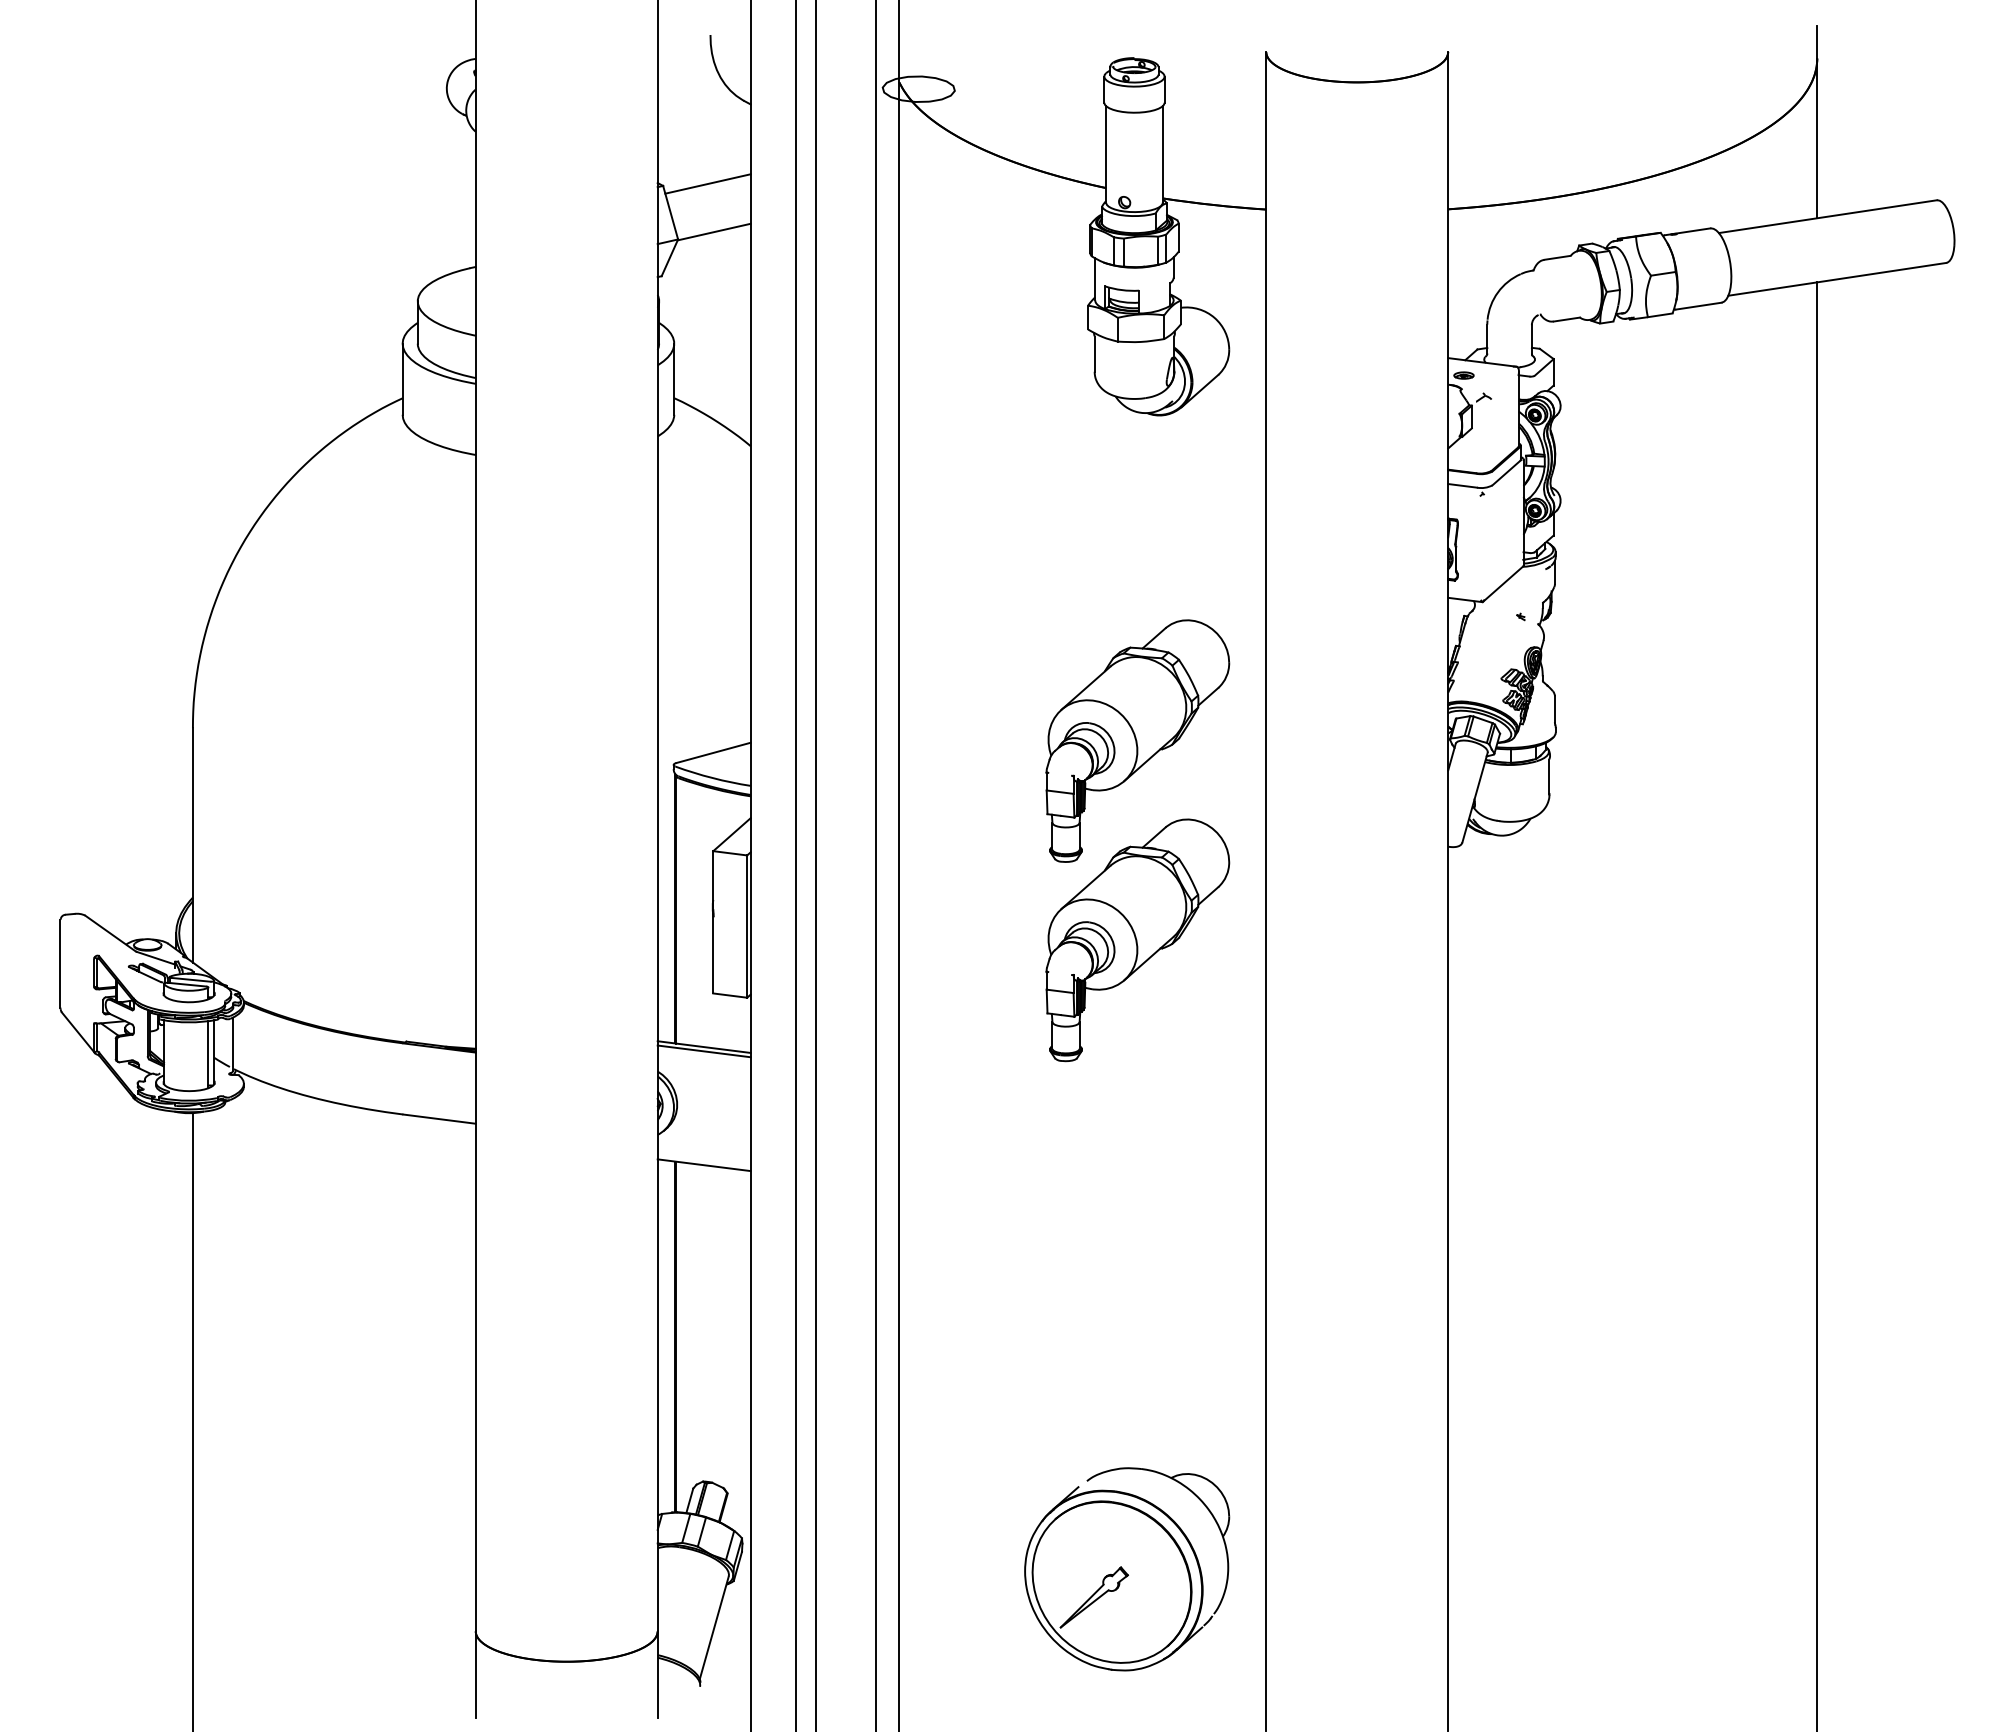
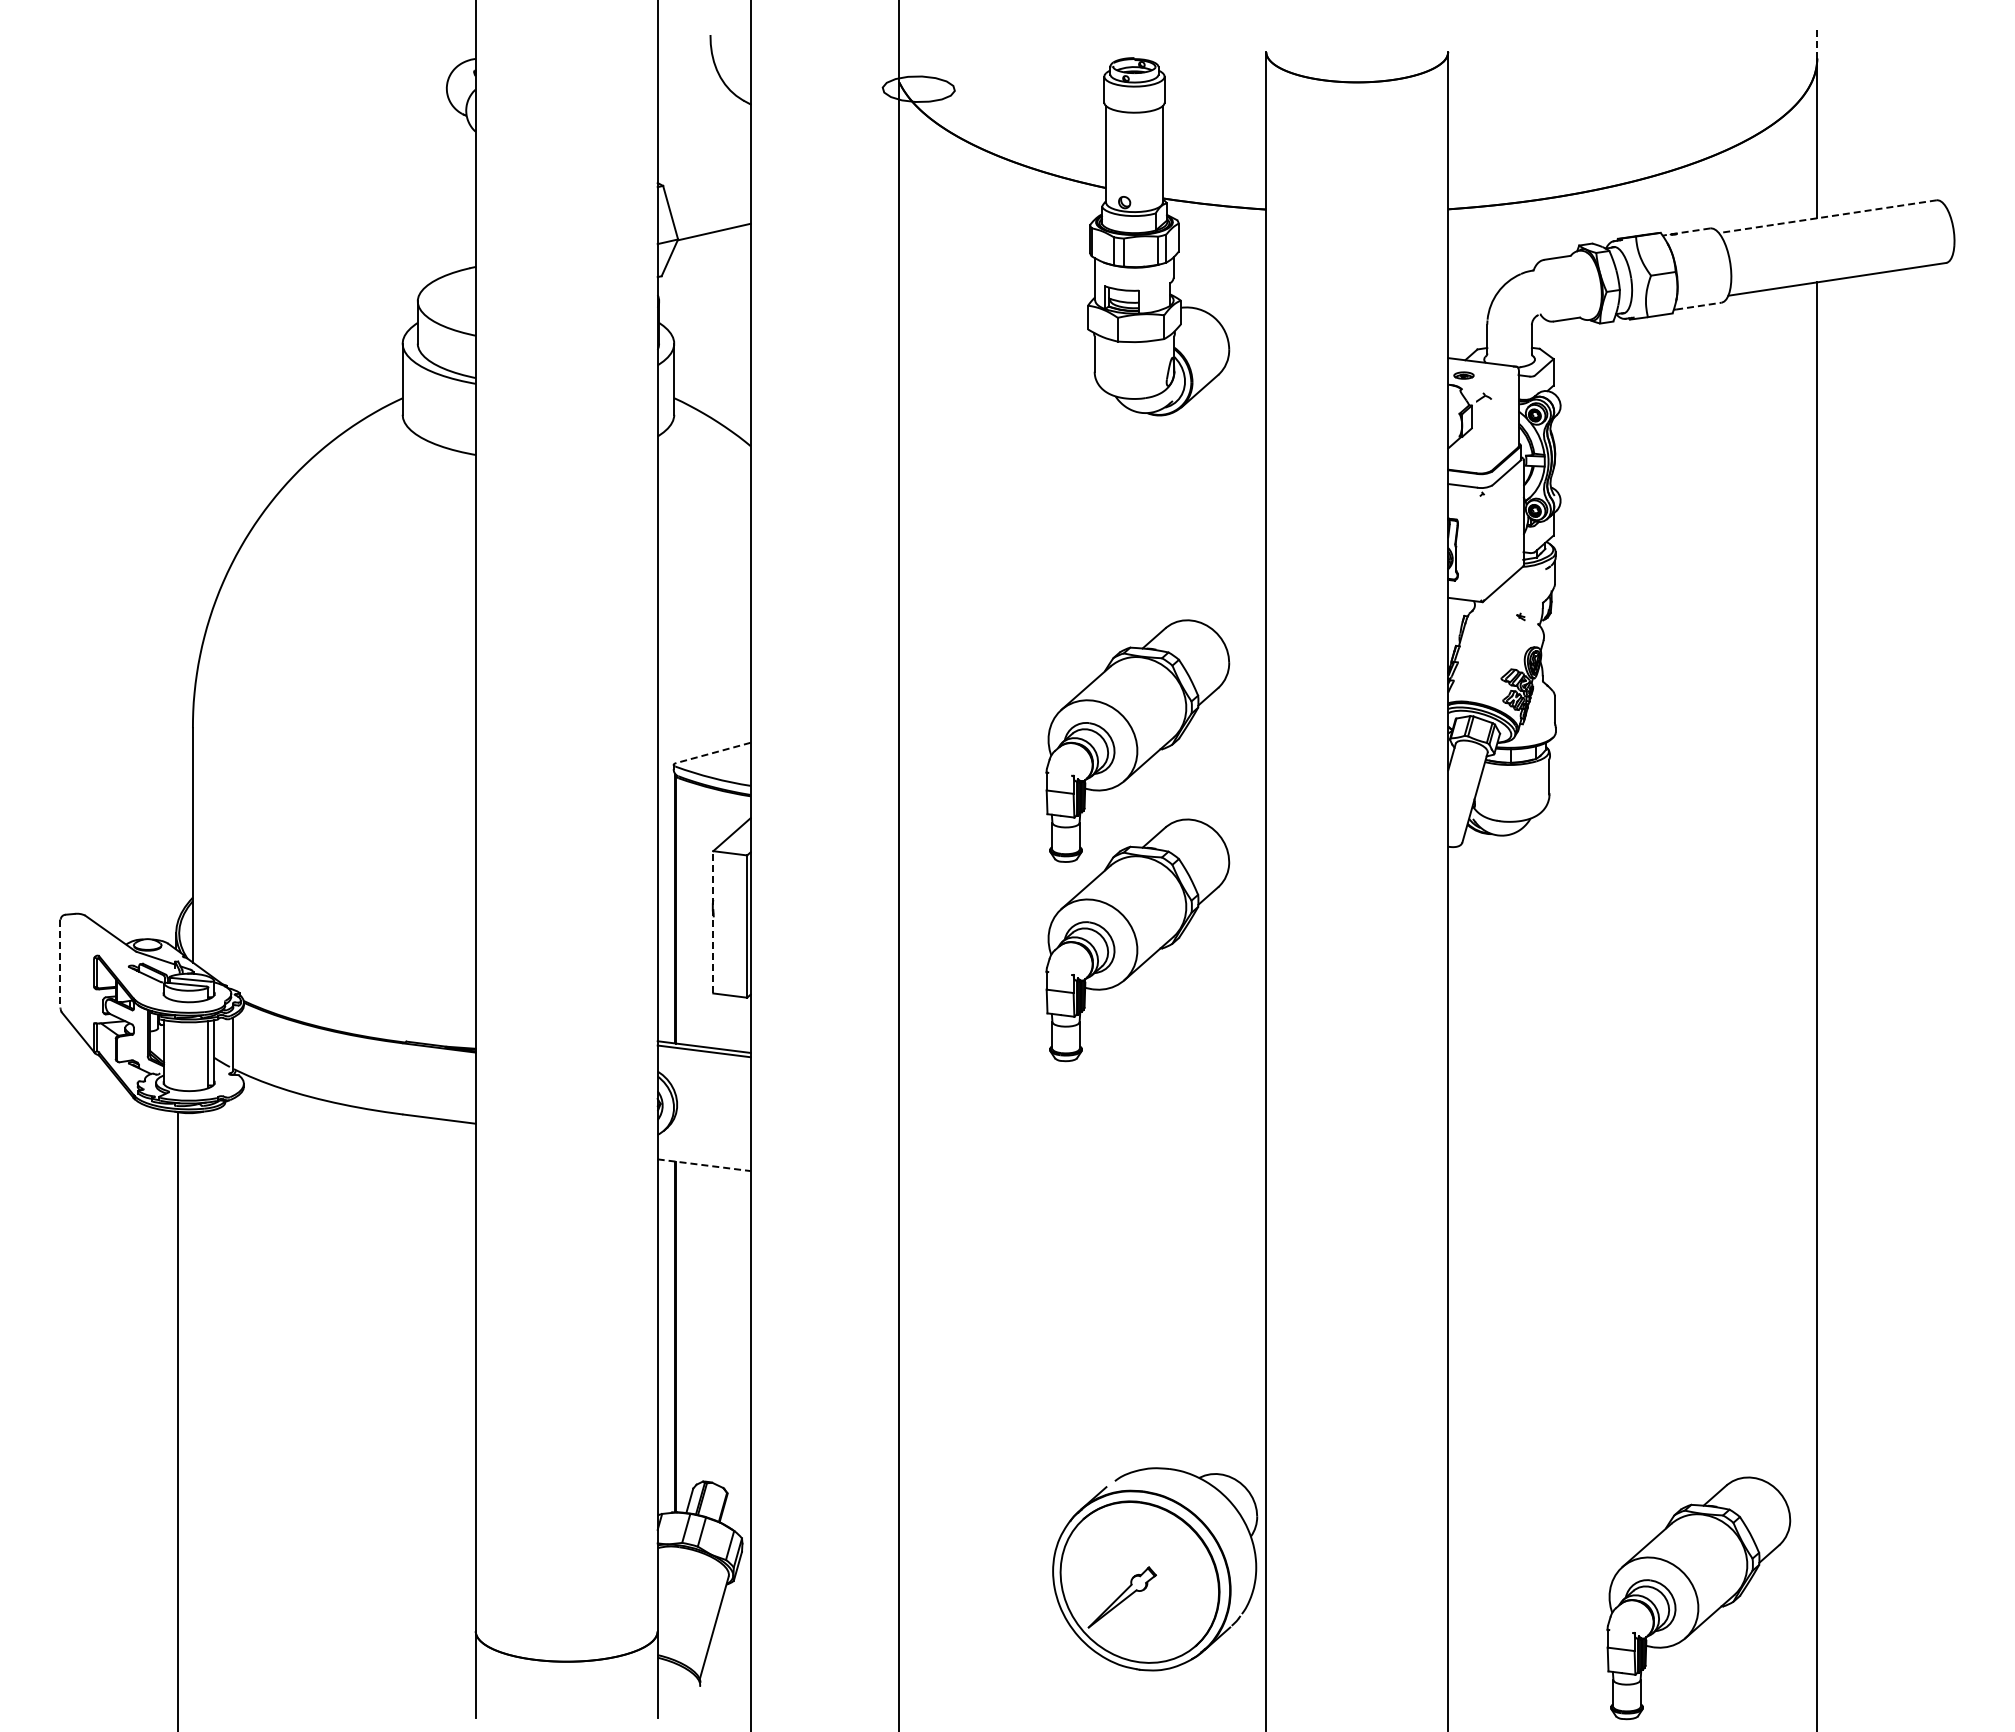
line: solid -> dashed (1817, 41)
line: present -> none (707, 183)
line: solid -> dashed (1827, 216)
line: solid -> dashed (1687, 231)
line: solid -> dashed (1698, 306)
line: solid -> dashed (713, 753)
line: present -> none (796, 865)
line: present -> none (816, 865)
line: present -> none (875, 865)
line: solid -> dashed (713, 921)
line: solid -> dashed (60, 963)
line: solid -> dashed (704, 1165)
line position: (192, 1420) -> (177, 1420) (177, 1420)
part position: (1127, 1569) -> (1155, 1569) (1155, 1569)
part: none -> present (1698, 1598)
